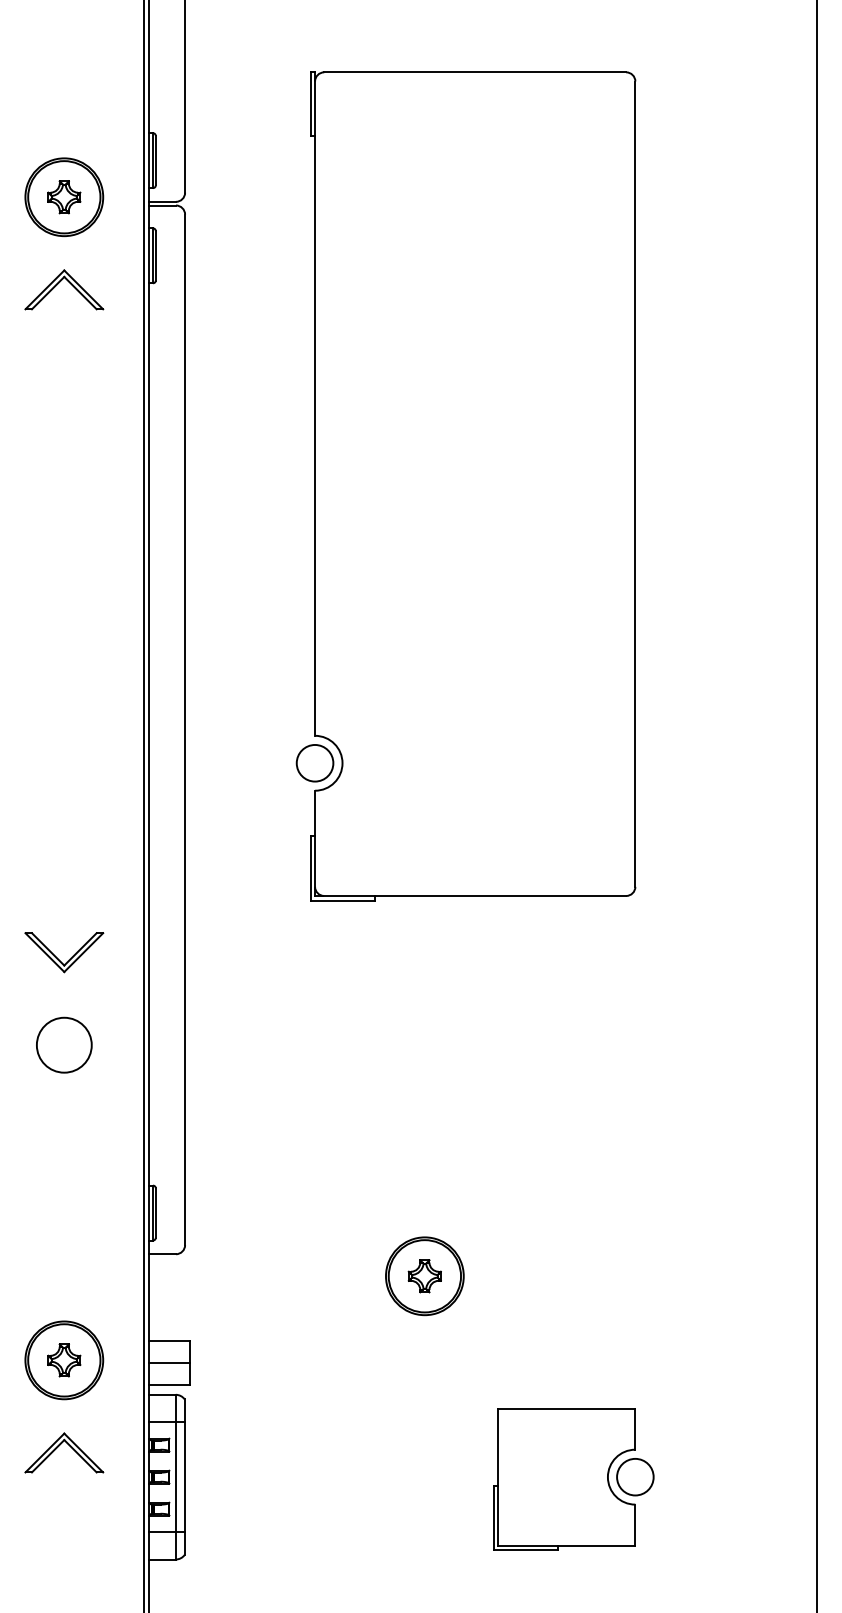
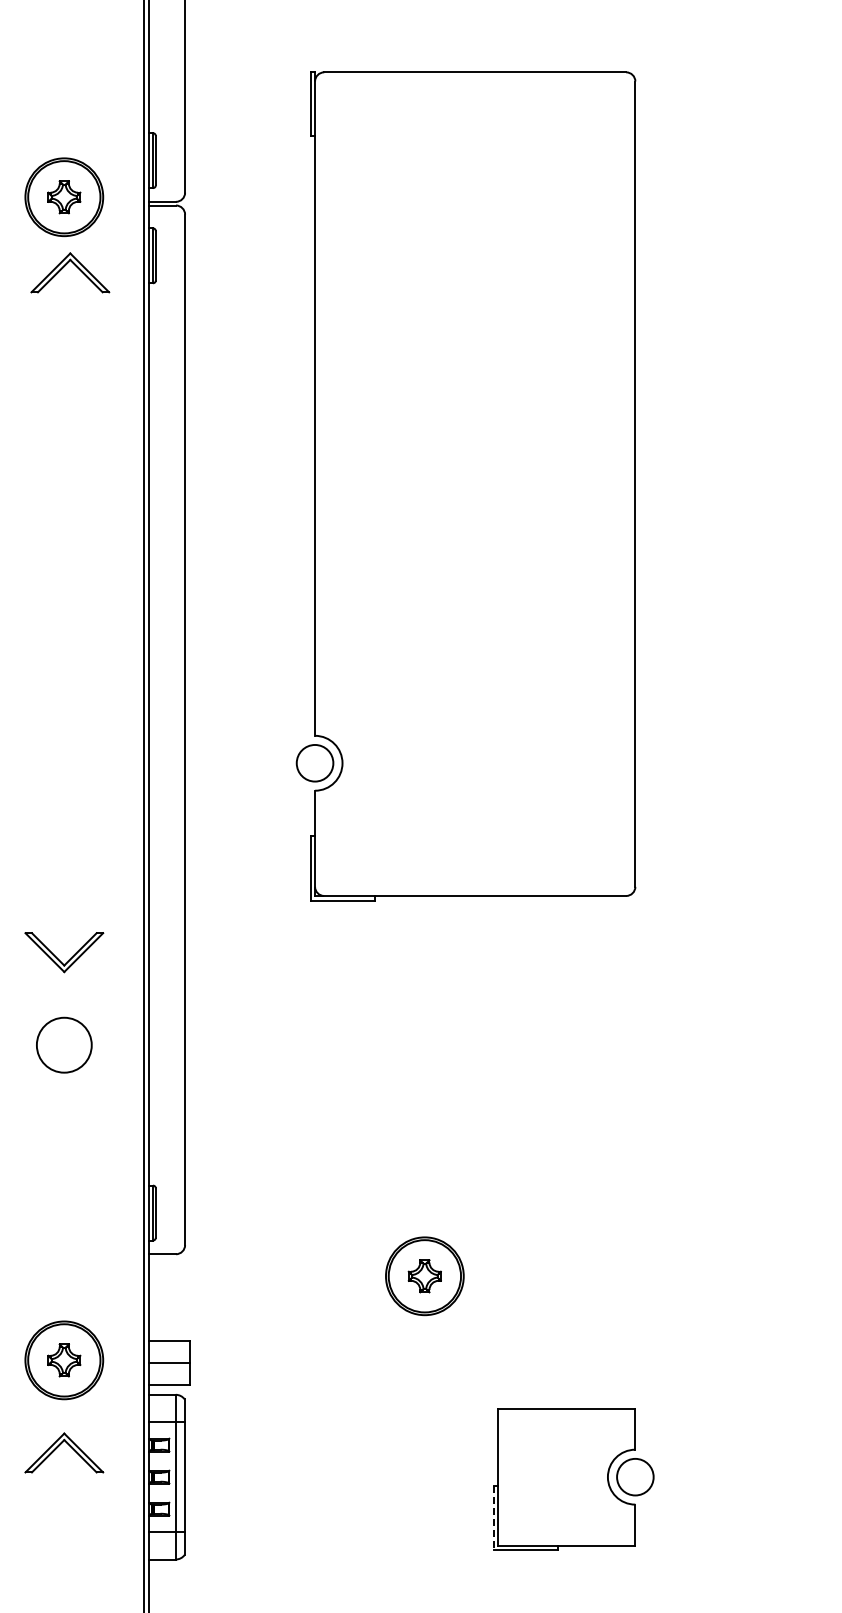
part position: (59, 283) -> (65, 266) (65, 266)
line: present -> none (816, 805)
line: solid -> dashed (493, 1518)
